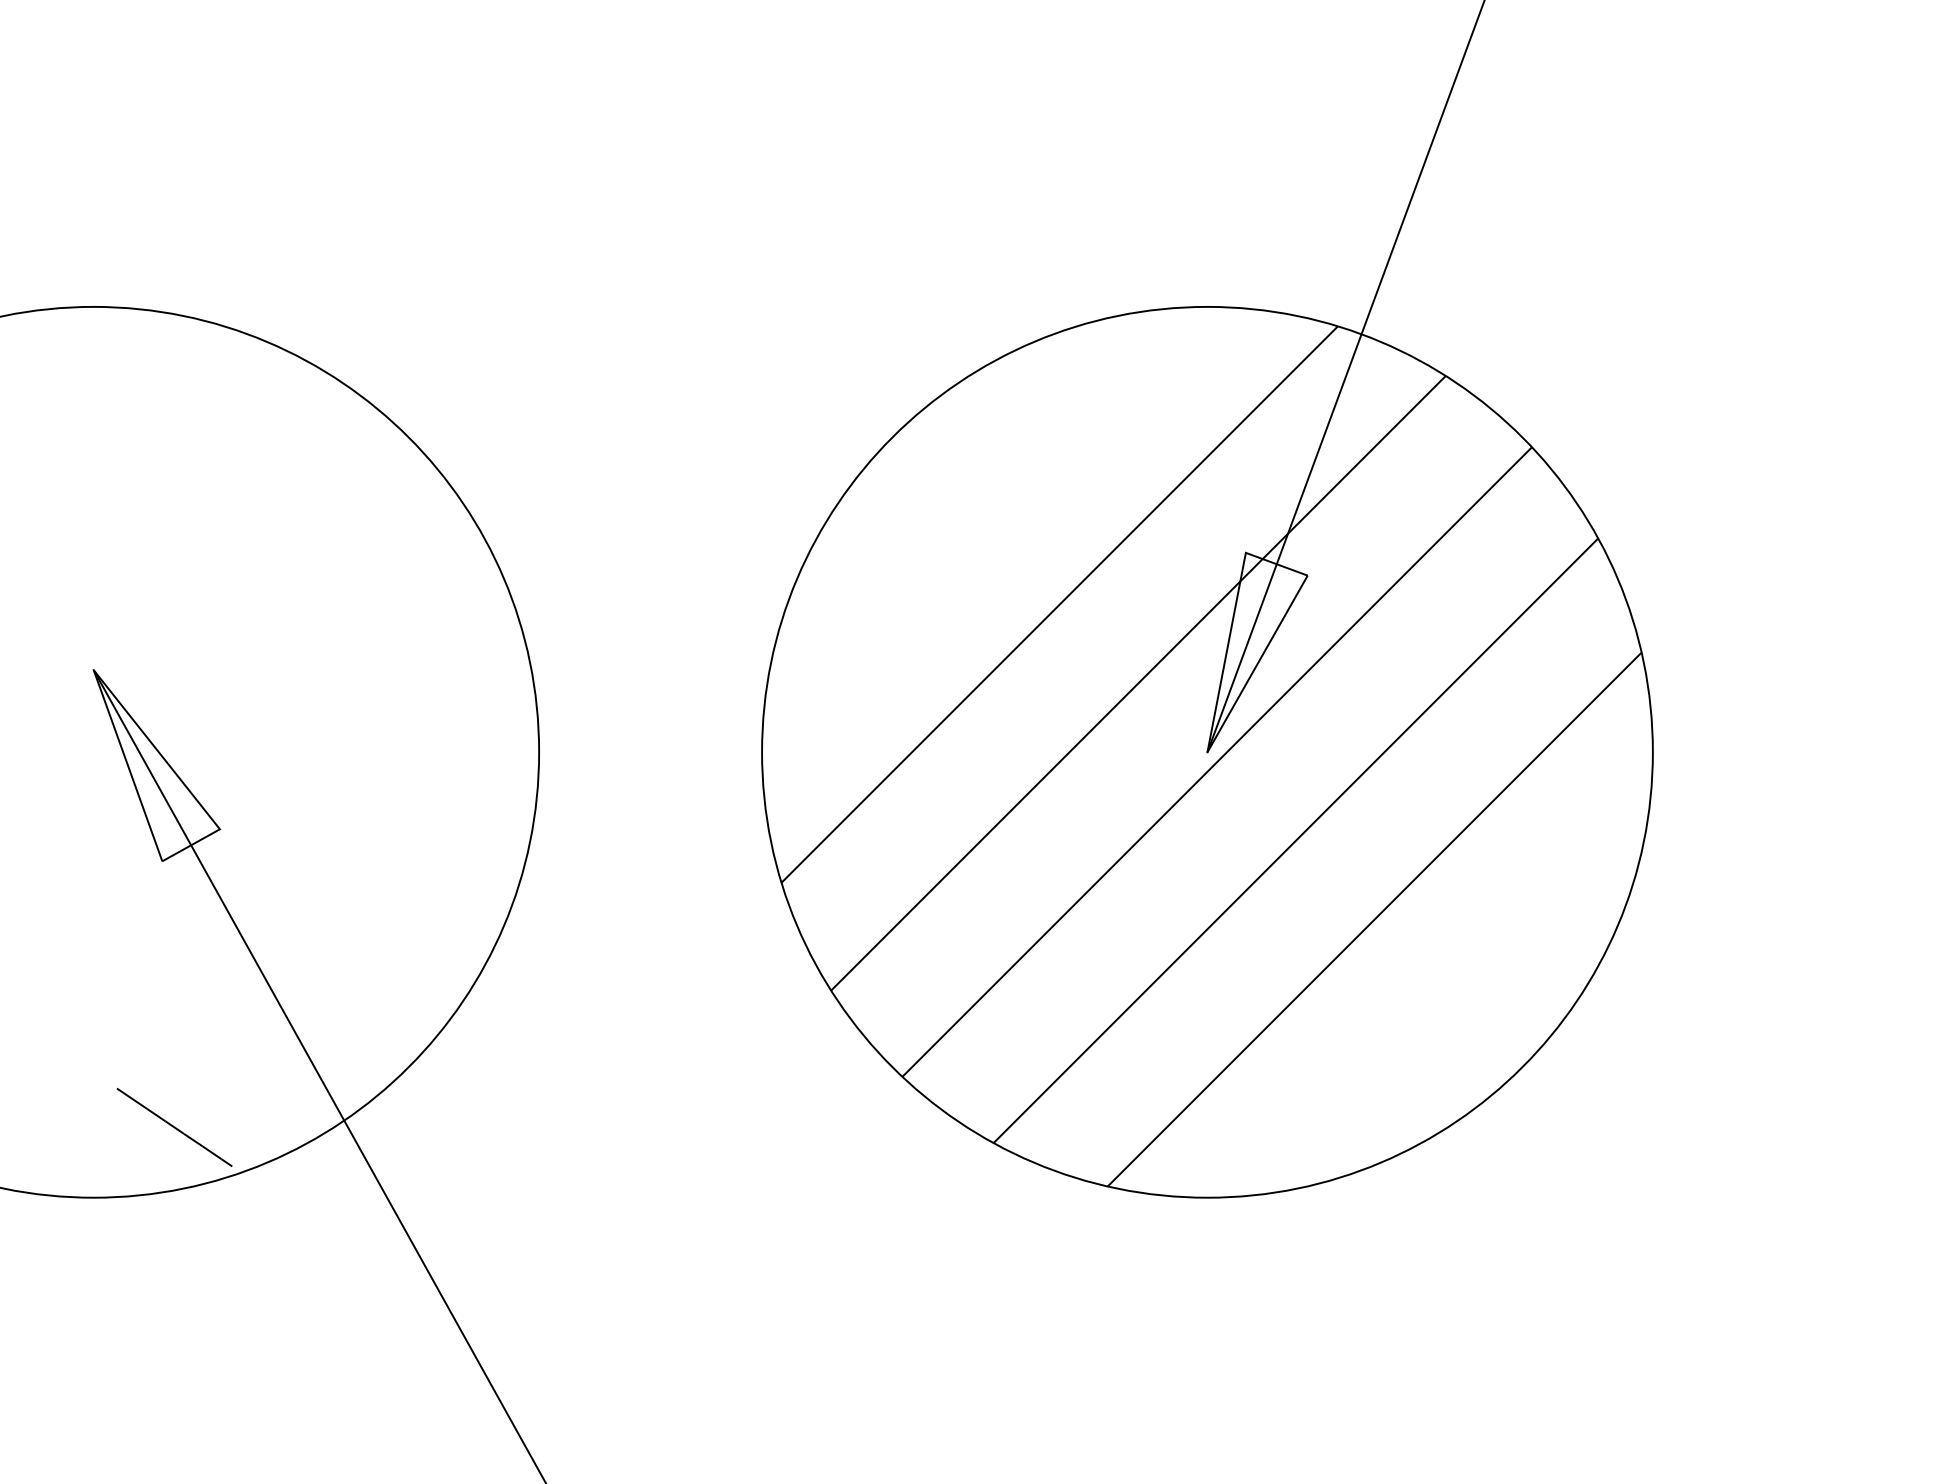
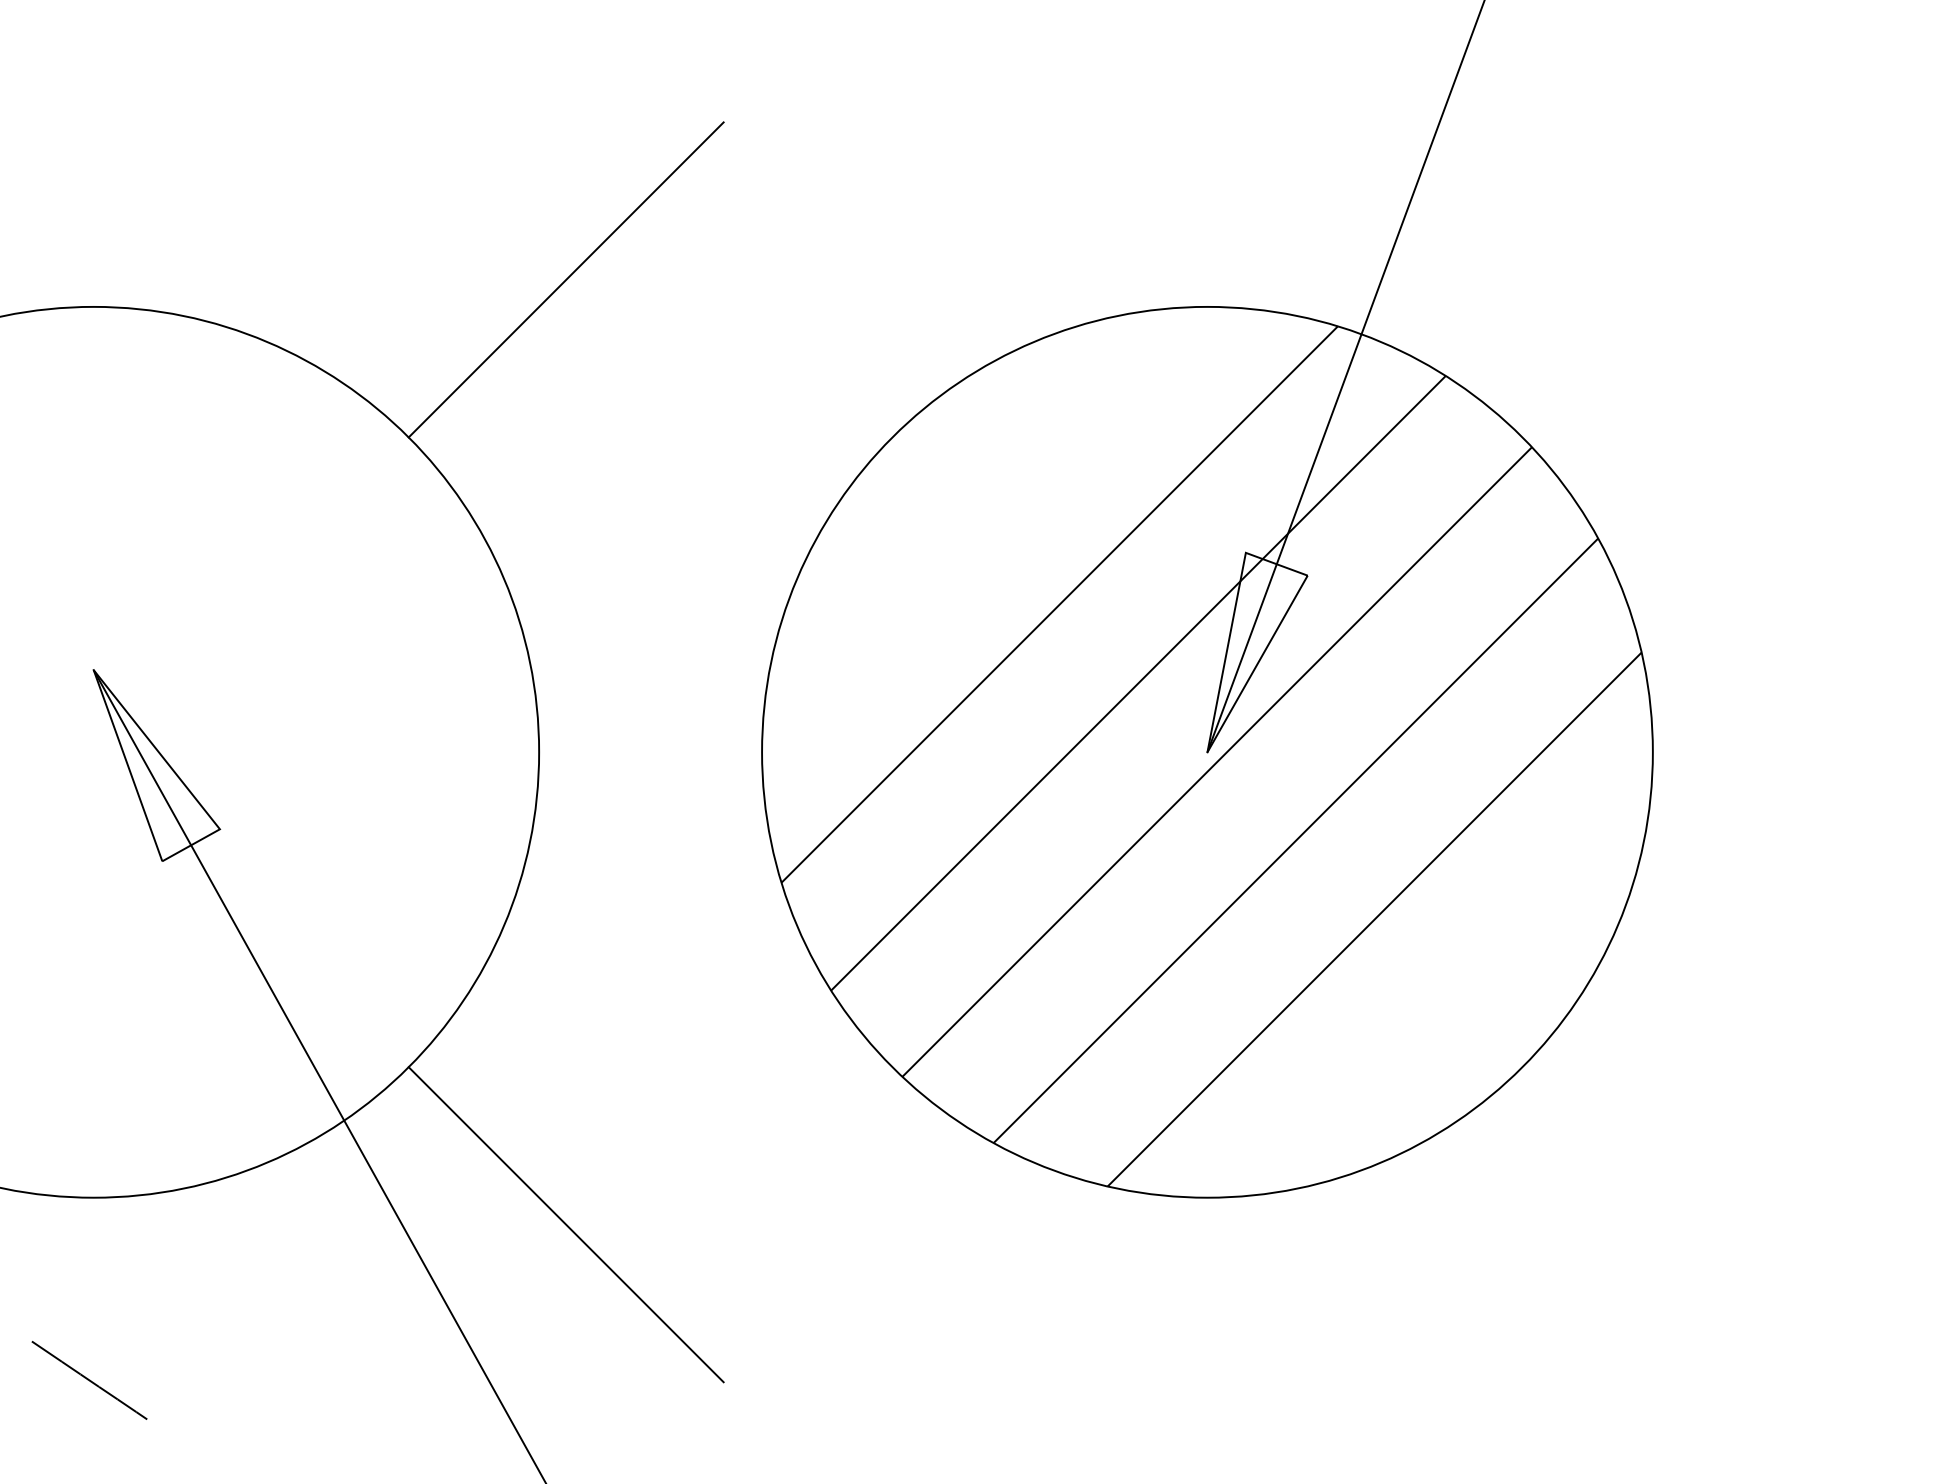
line: none -> present (565, 279)
line position: (174, 1127) -> (89, 1380) (89, 1380)
line: none -> present (565, 1224)
